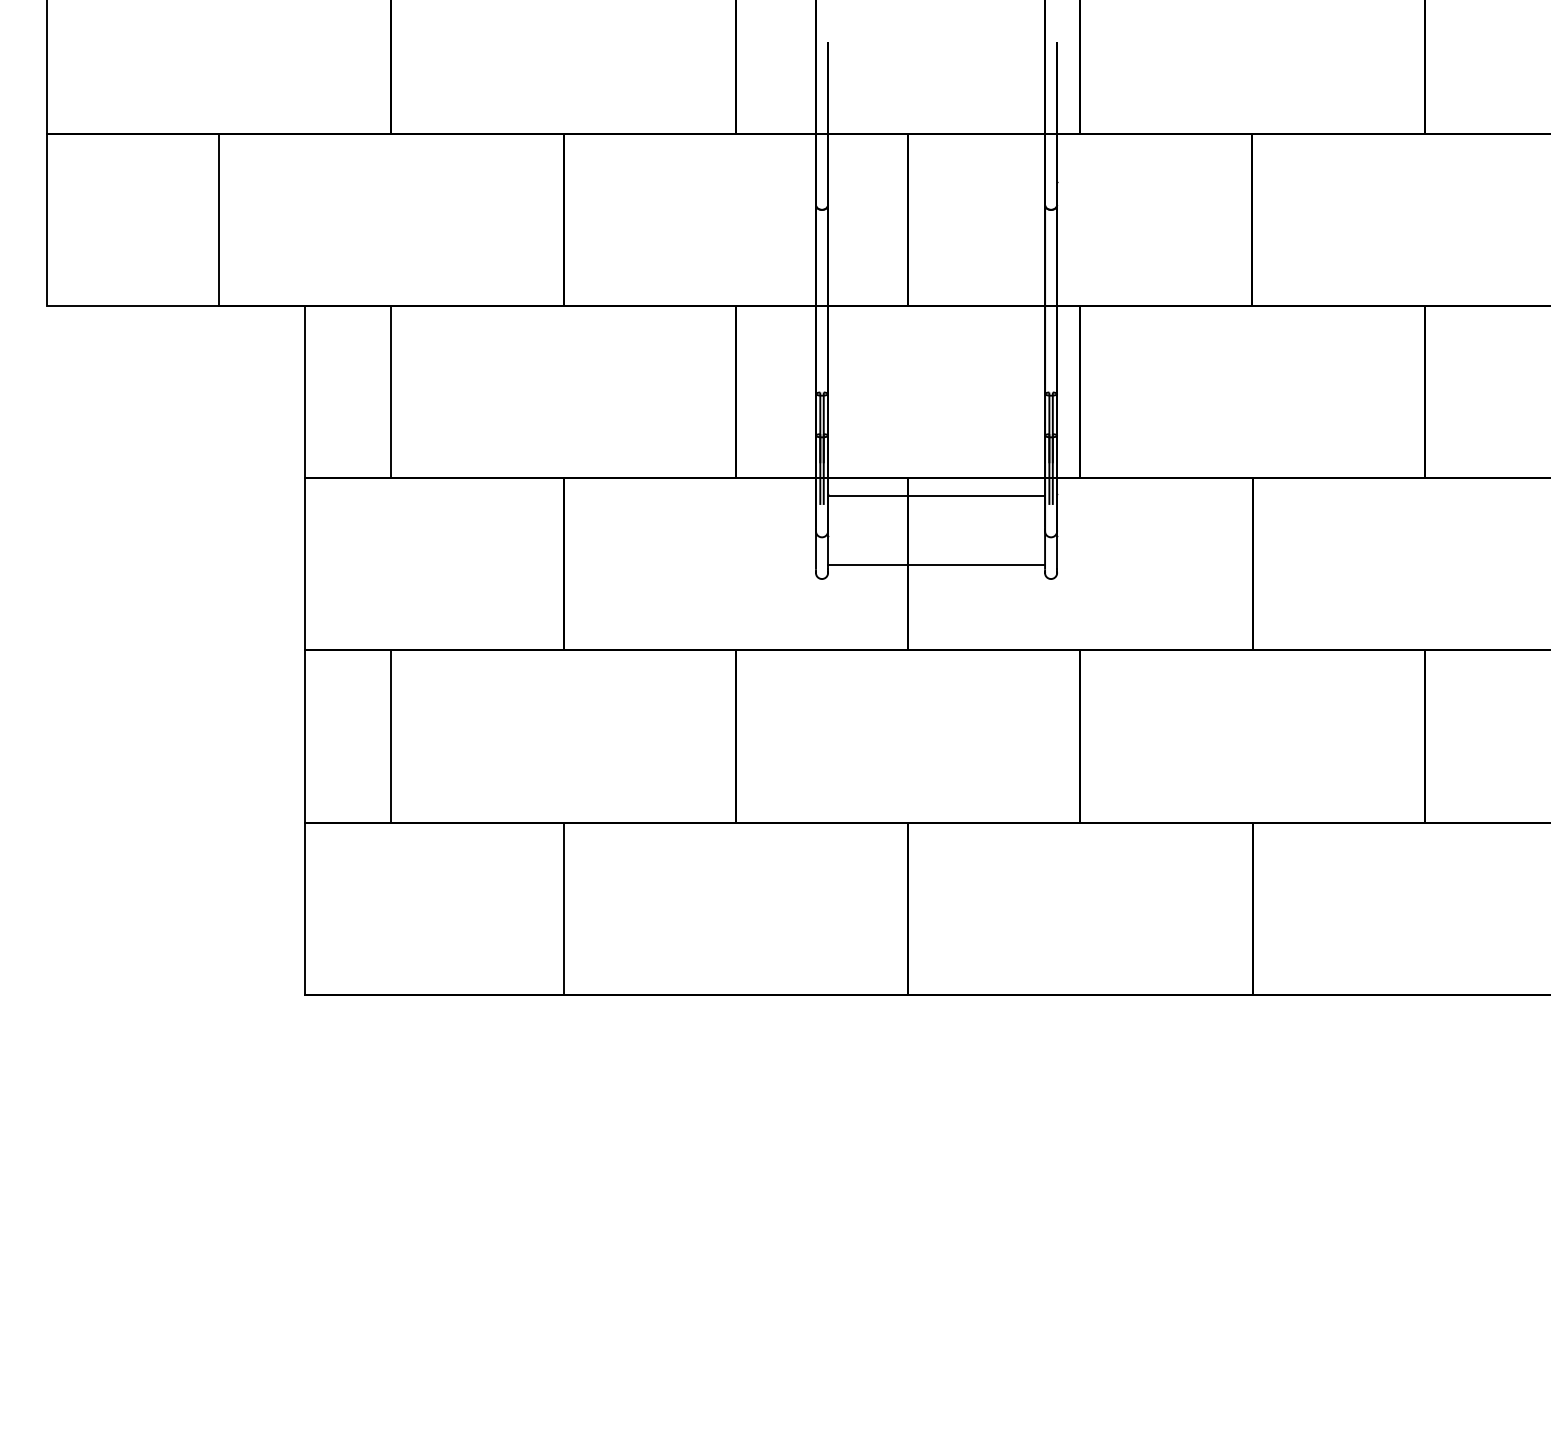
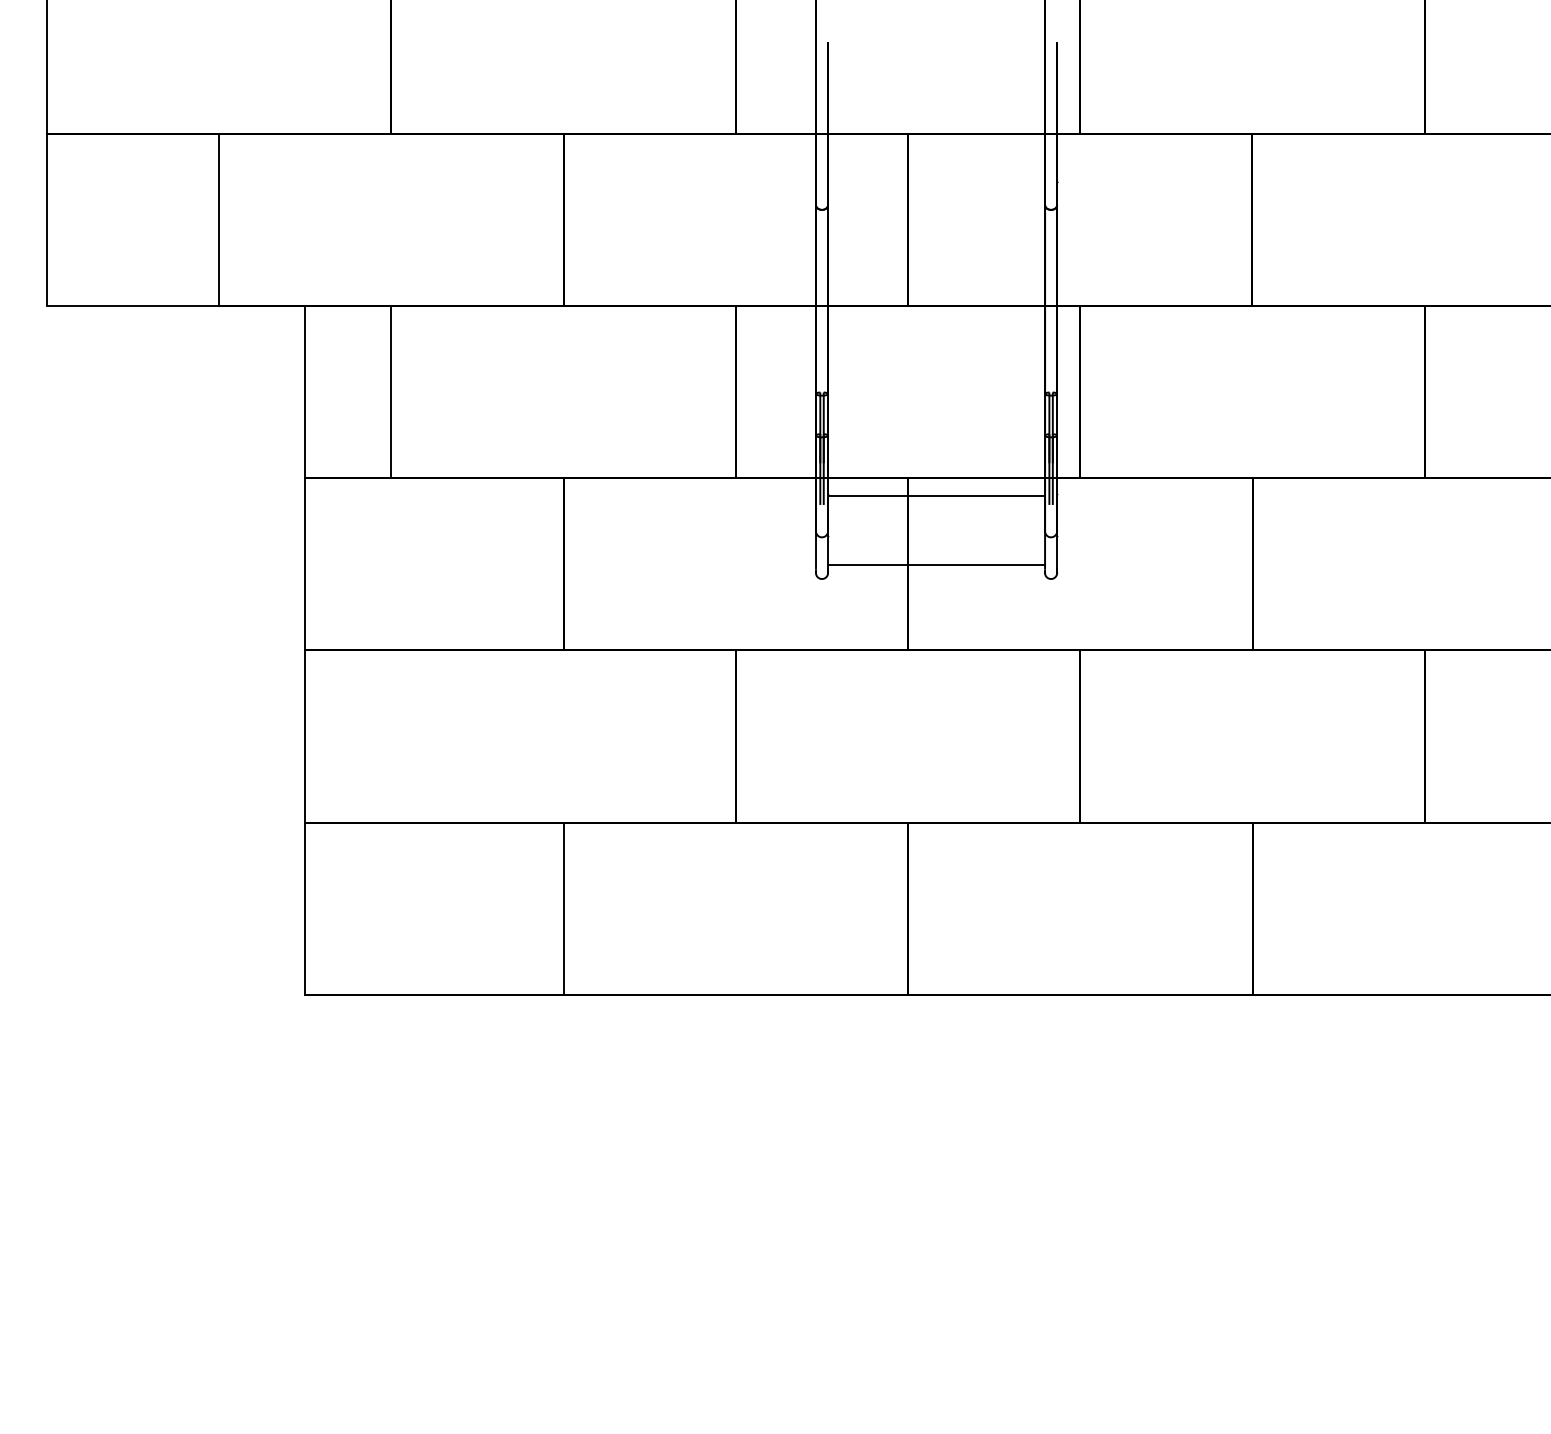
line: present -> none (391, 736)
